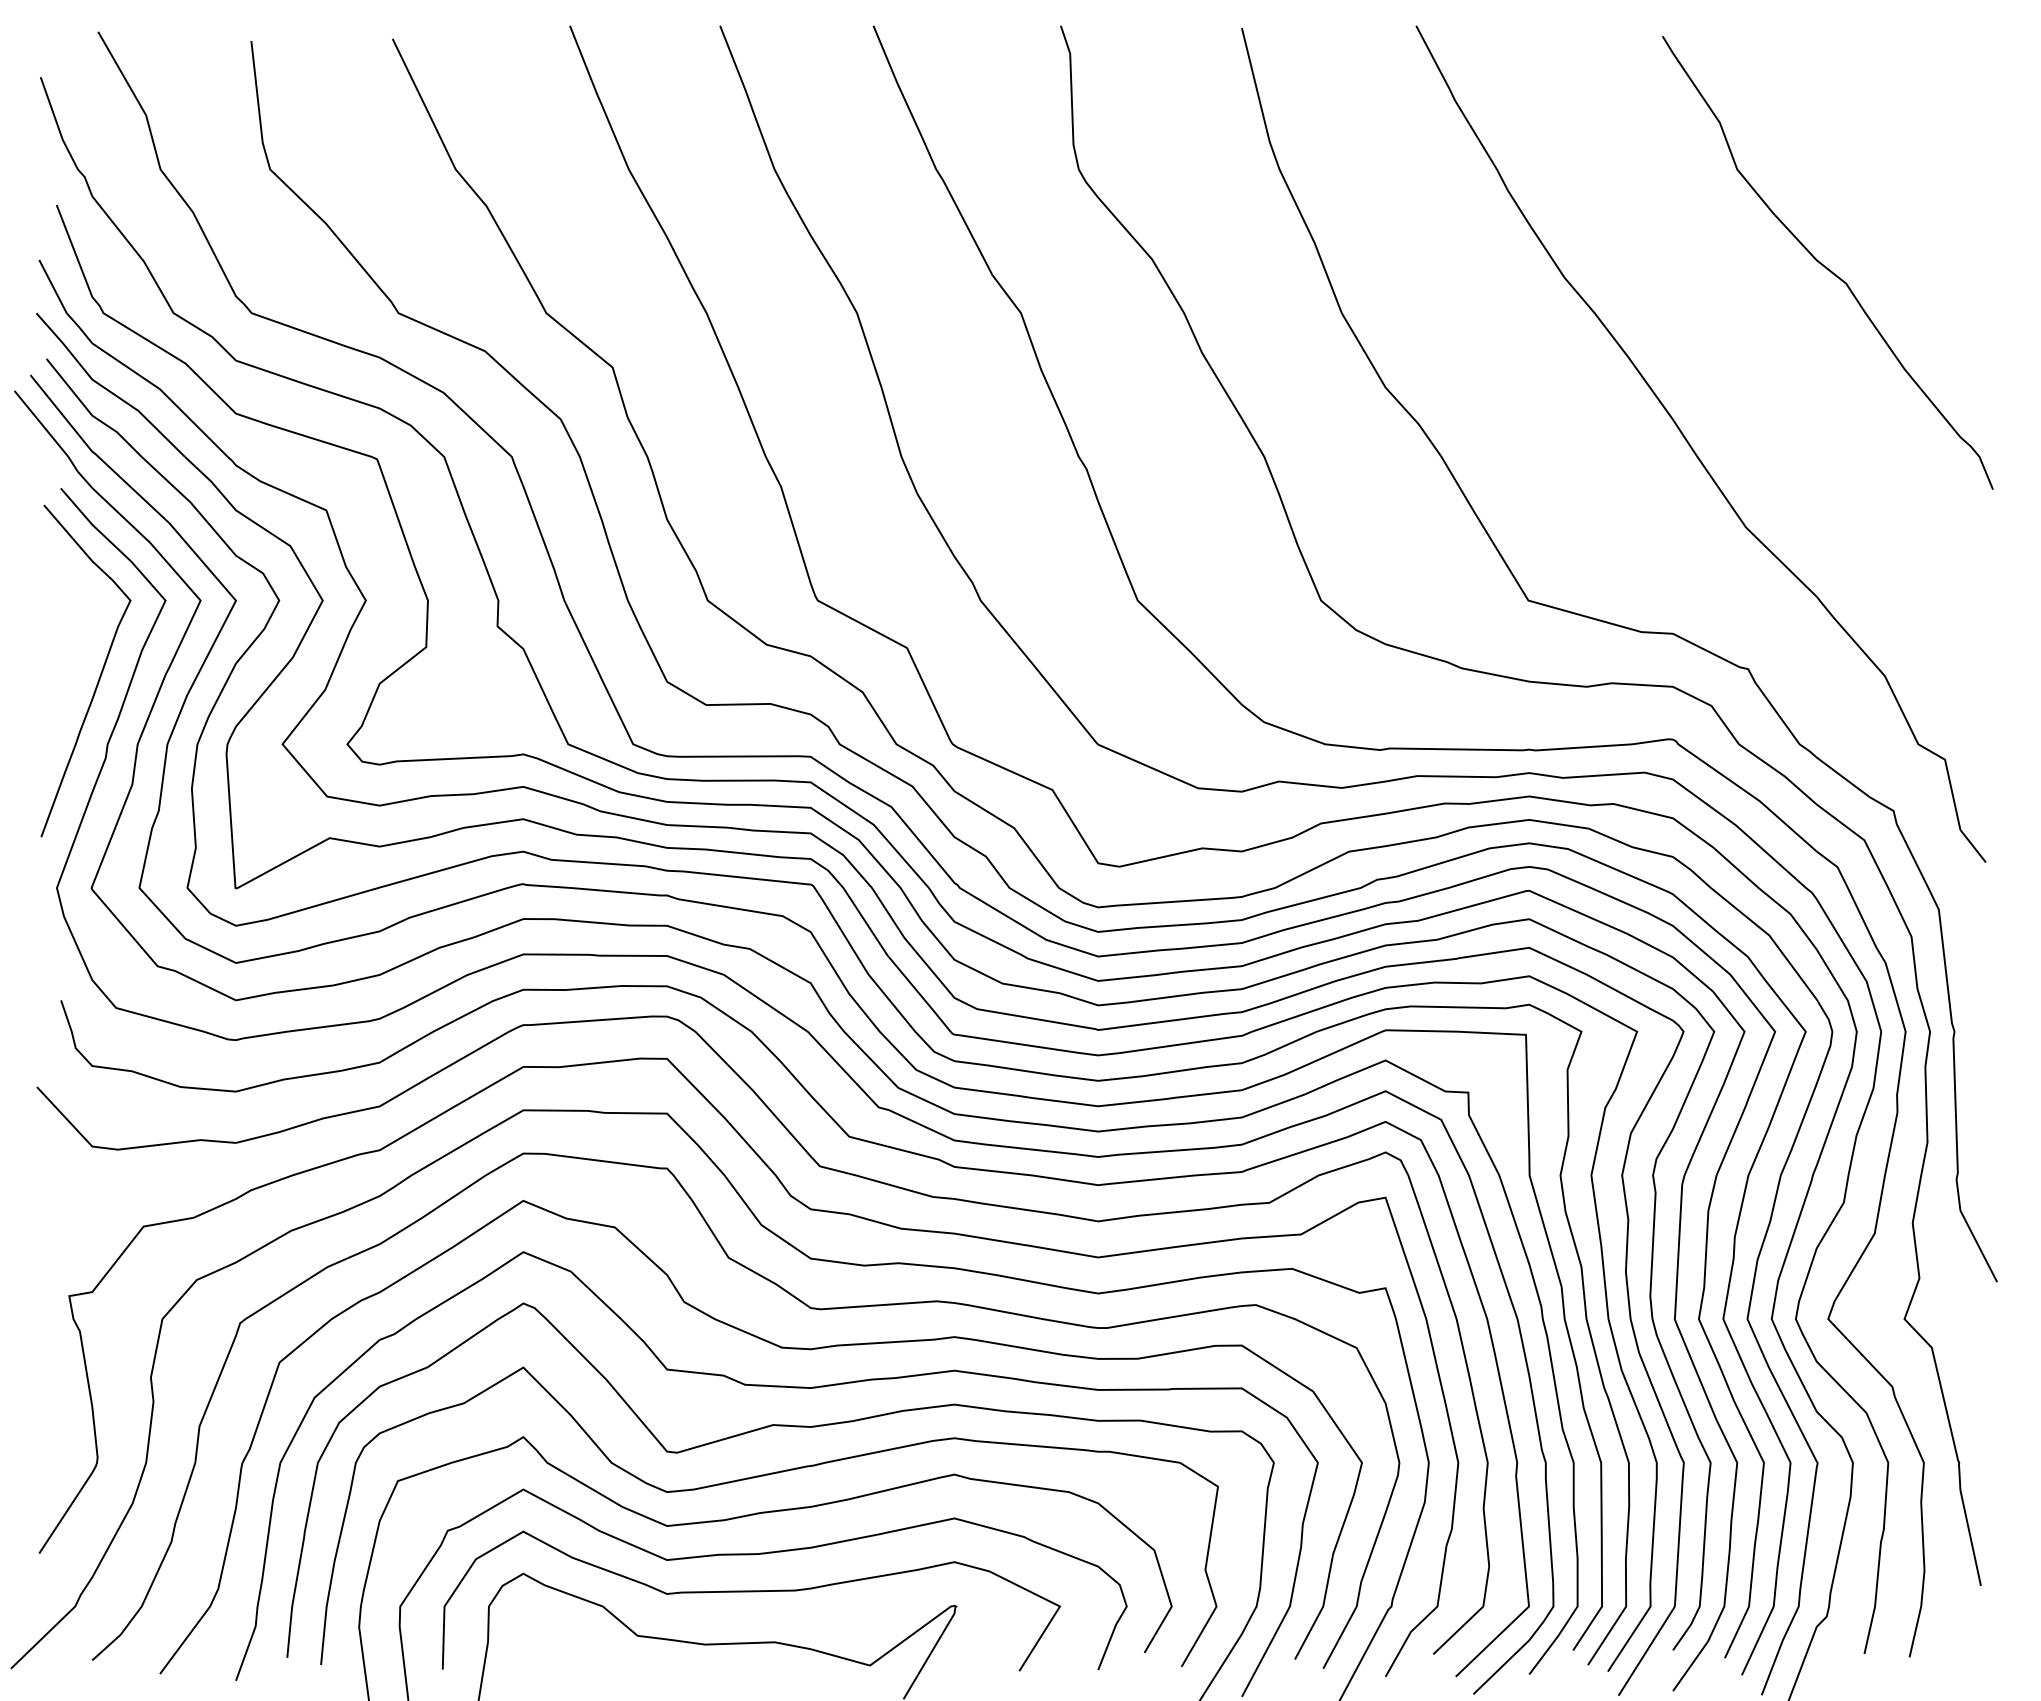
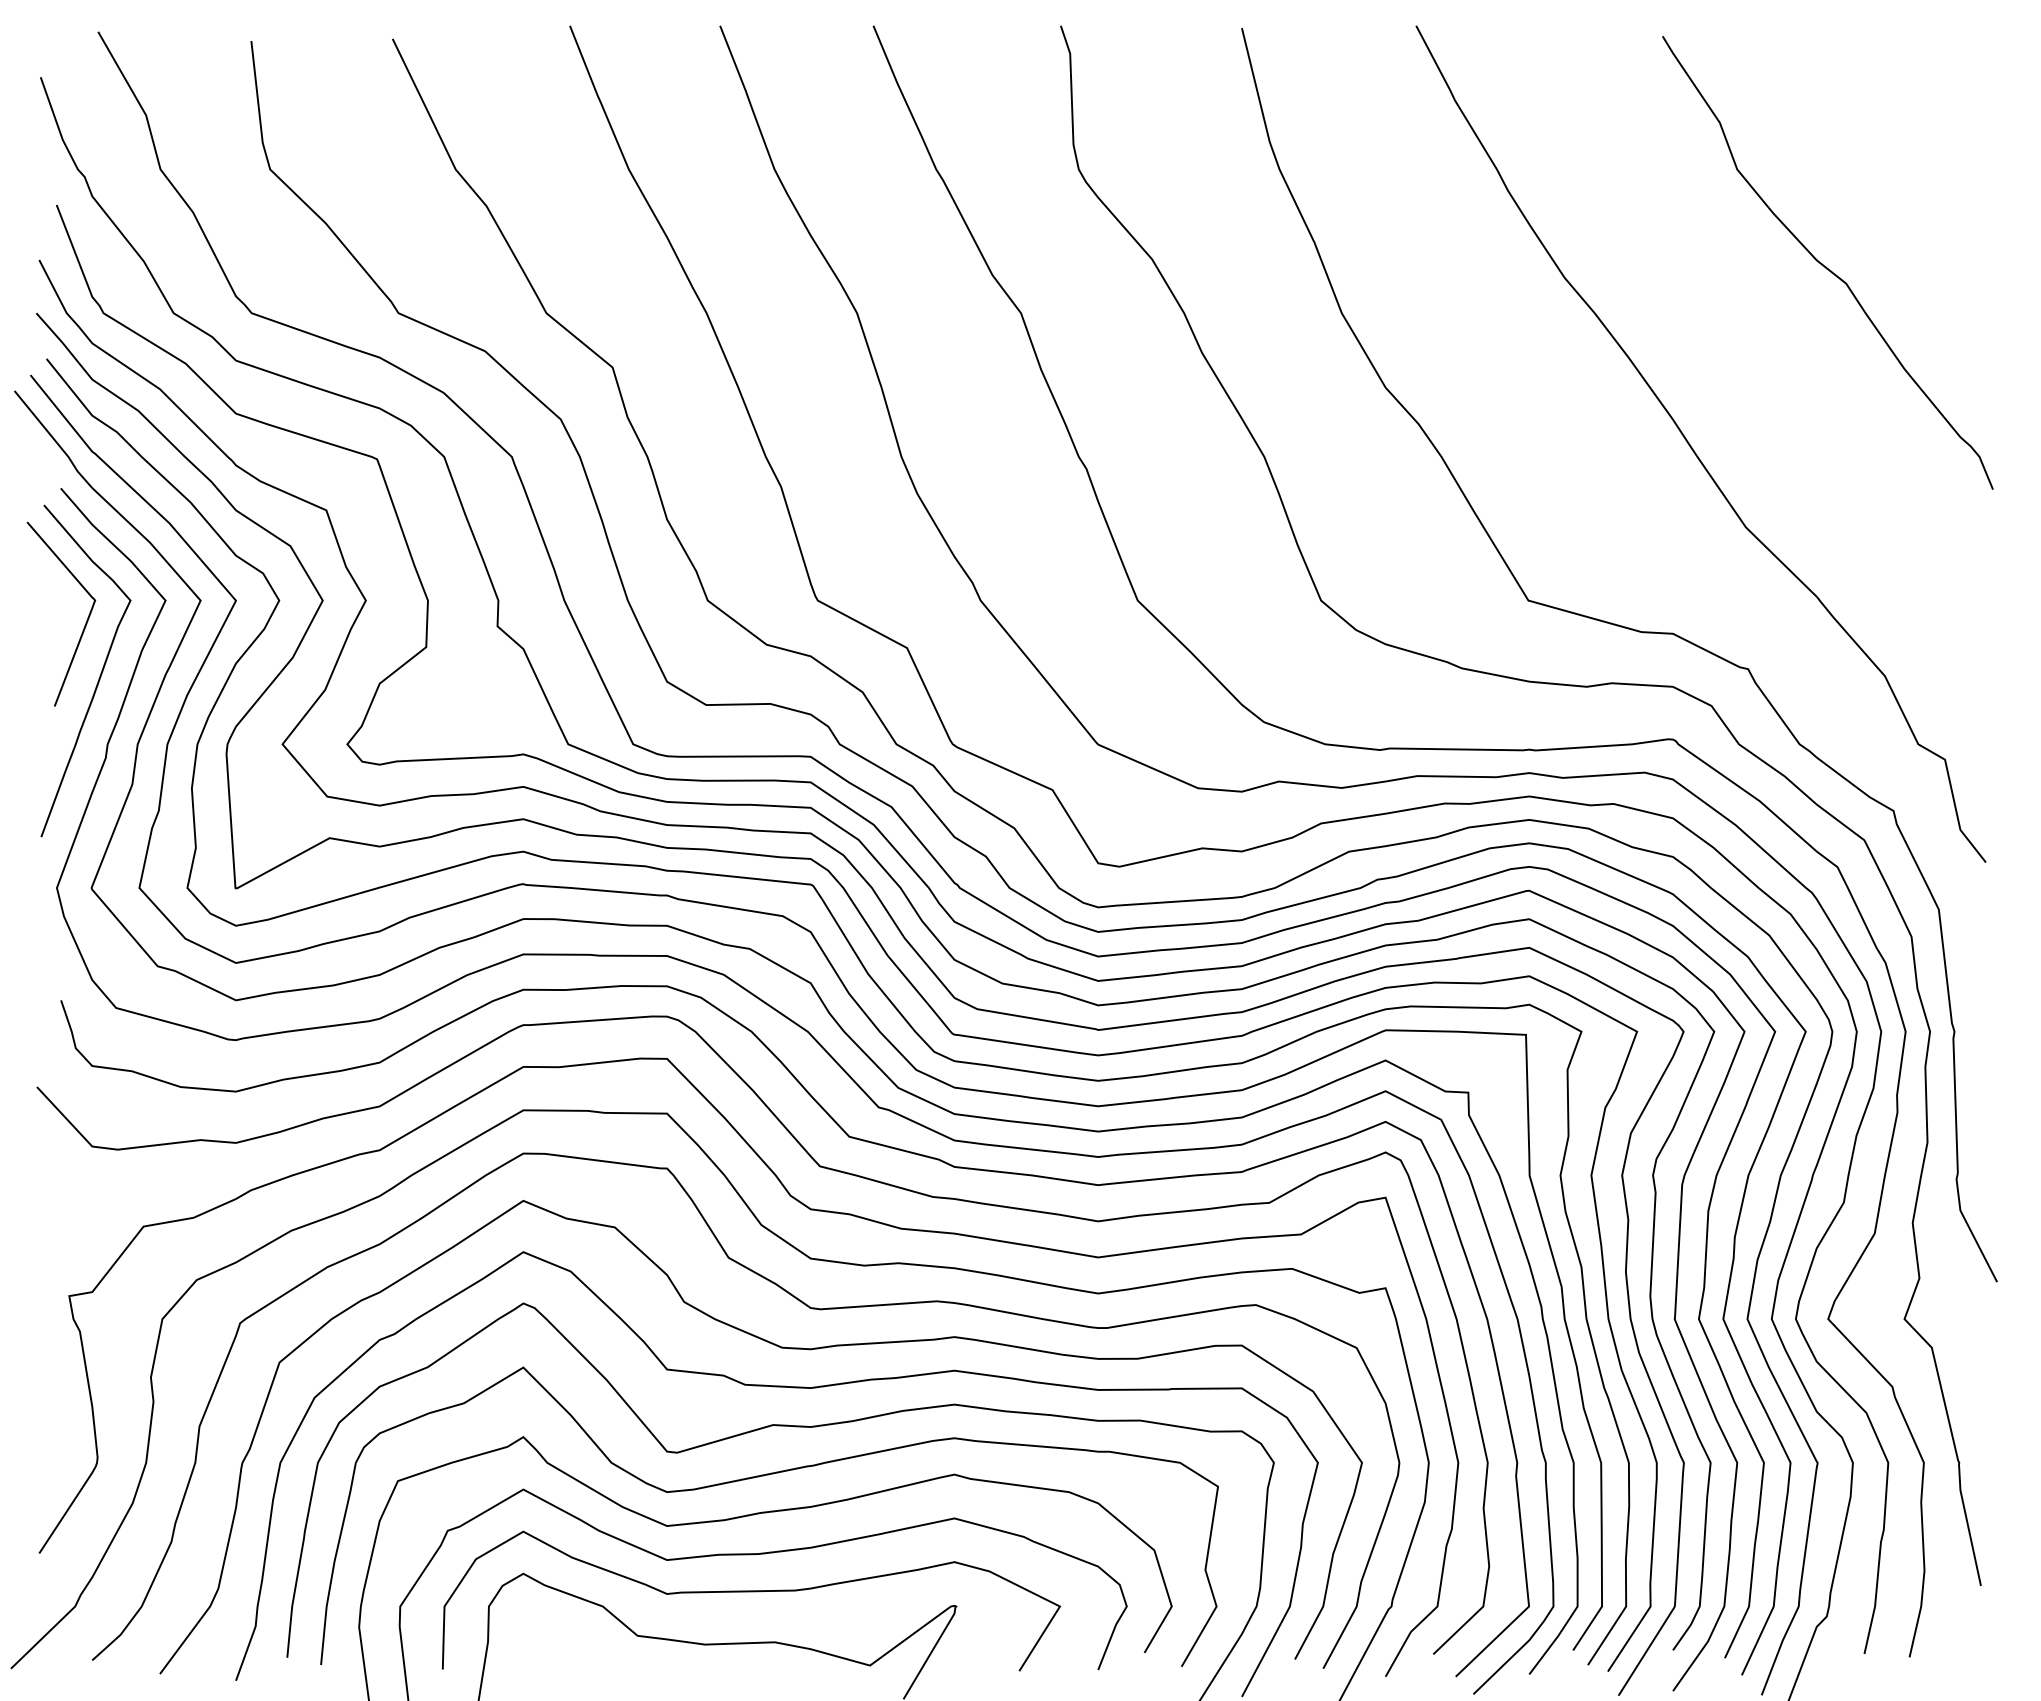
curve: none -> present (85, 622)
